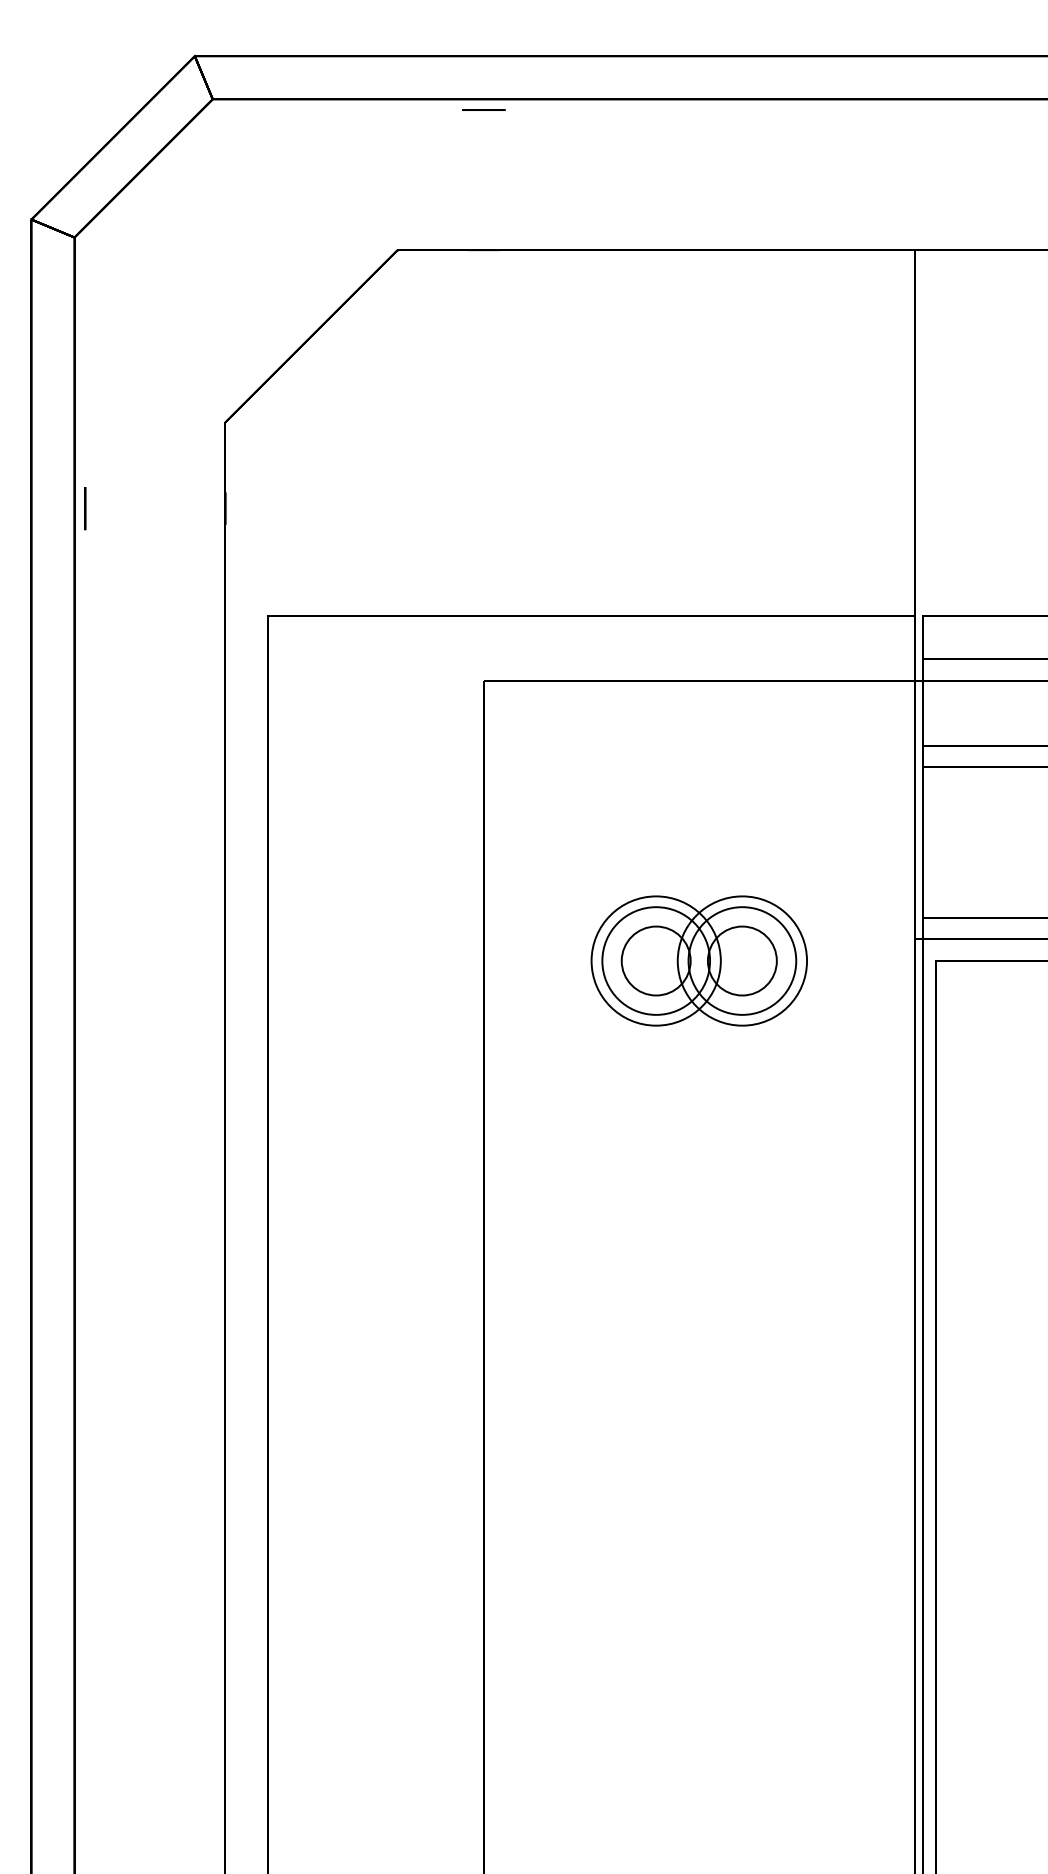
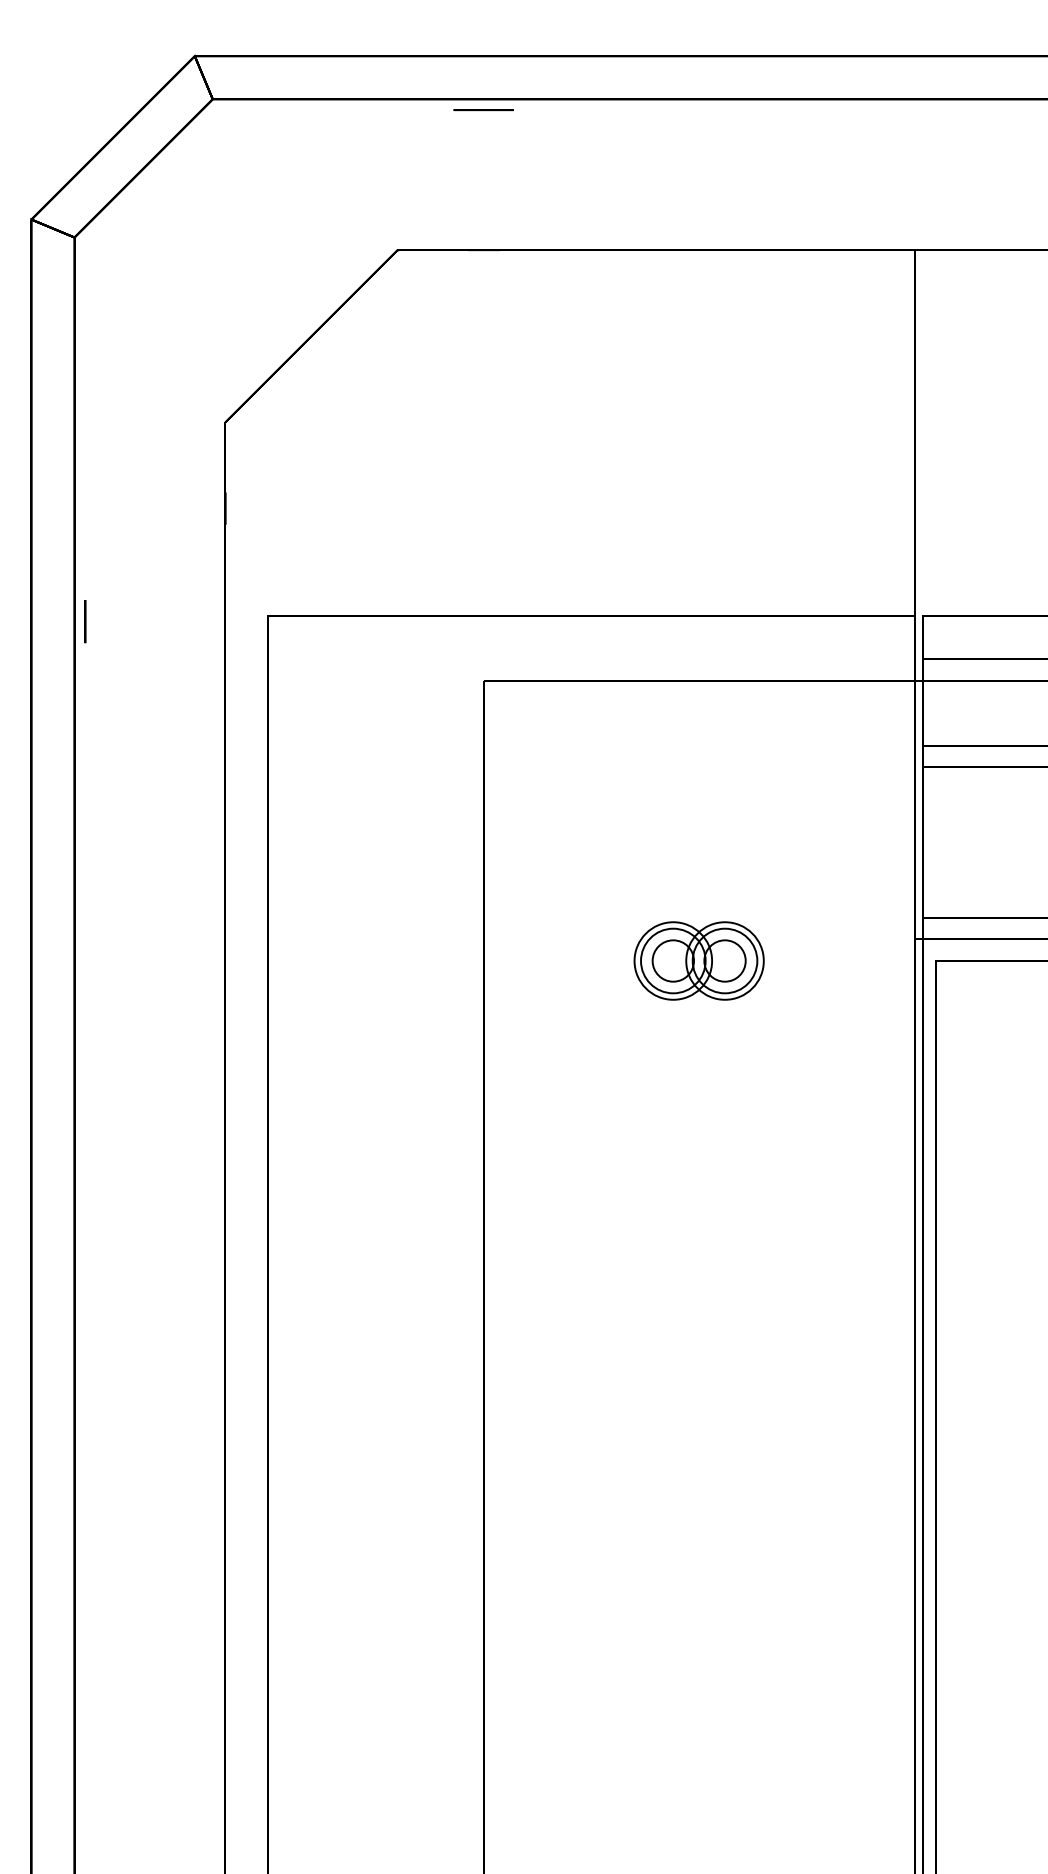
circle size: 44x2 px -> 61x2 px (483, 109)
circle position: (85, 508) -> (85, 621) (85, 621)
part size: 218x132 px -> 132x80 px (698, 960)
